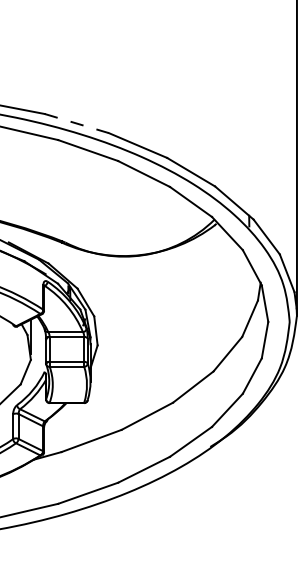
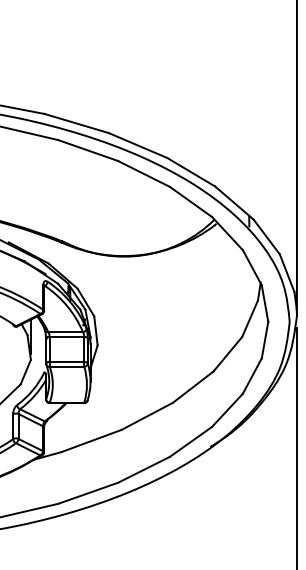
line: dashed -> solid (77, 123)
line: none -> present (296, 447)
